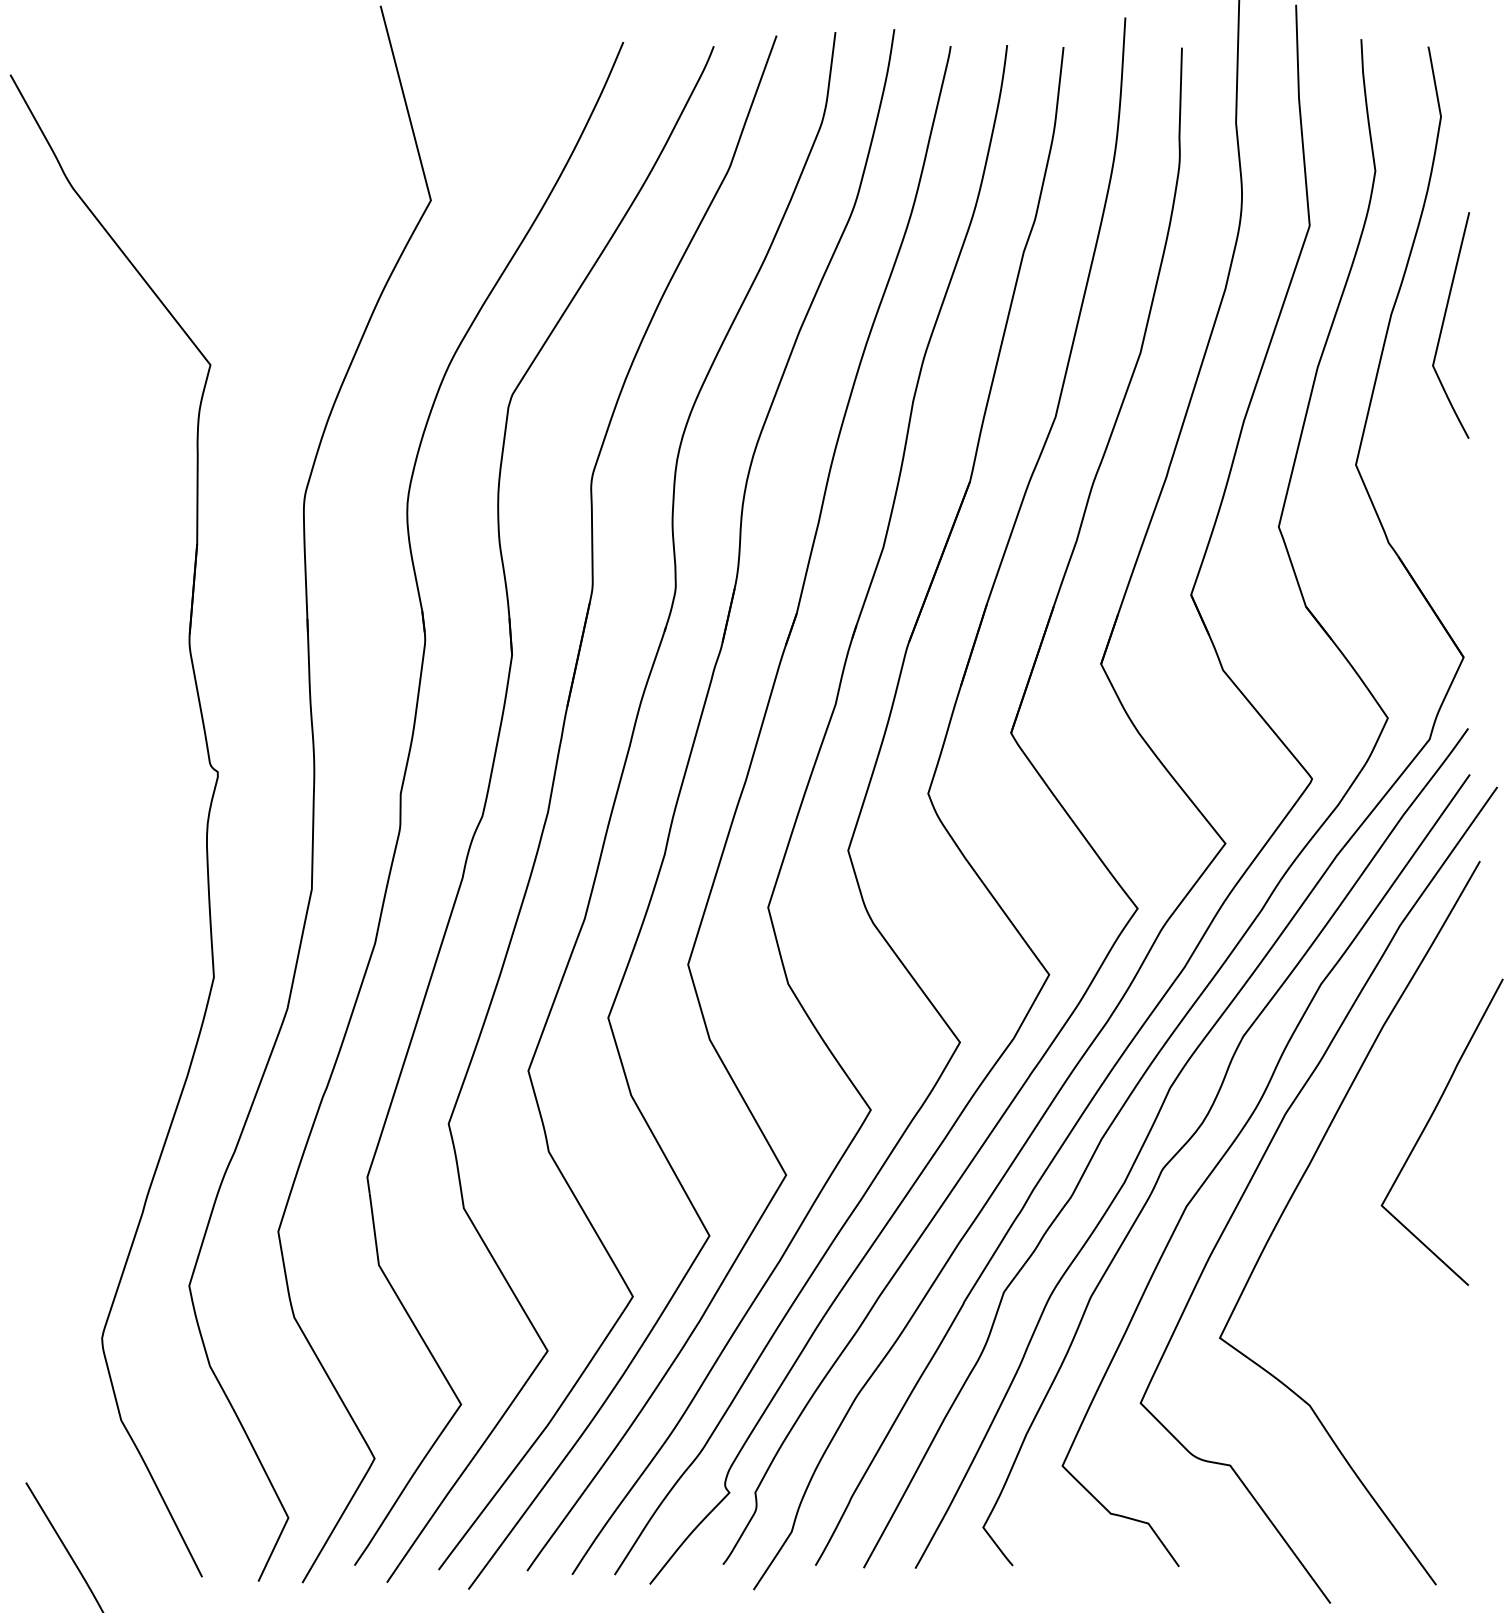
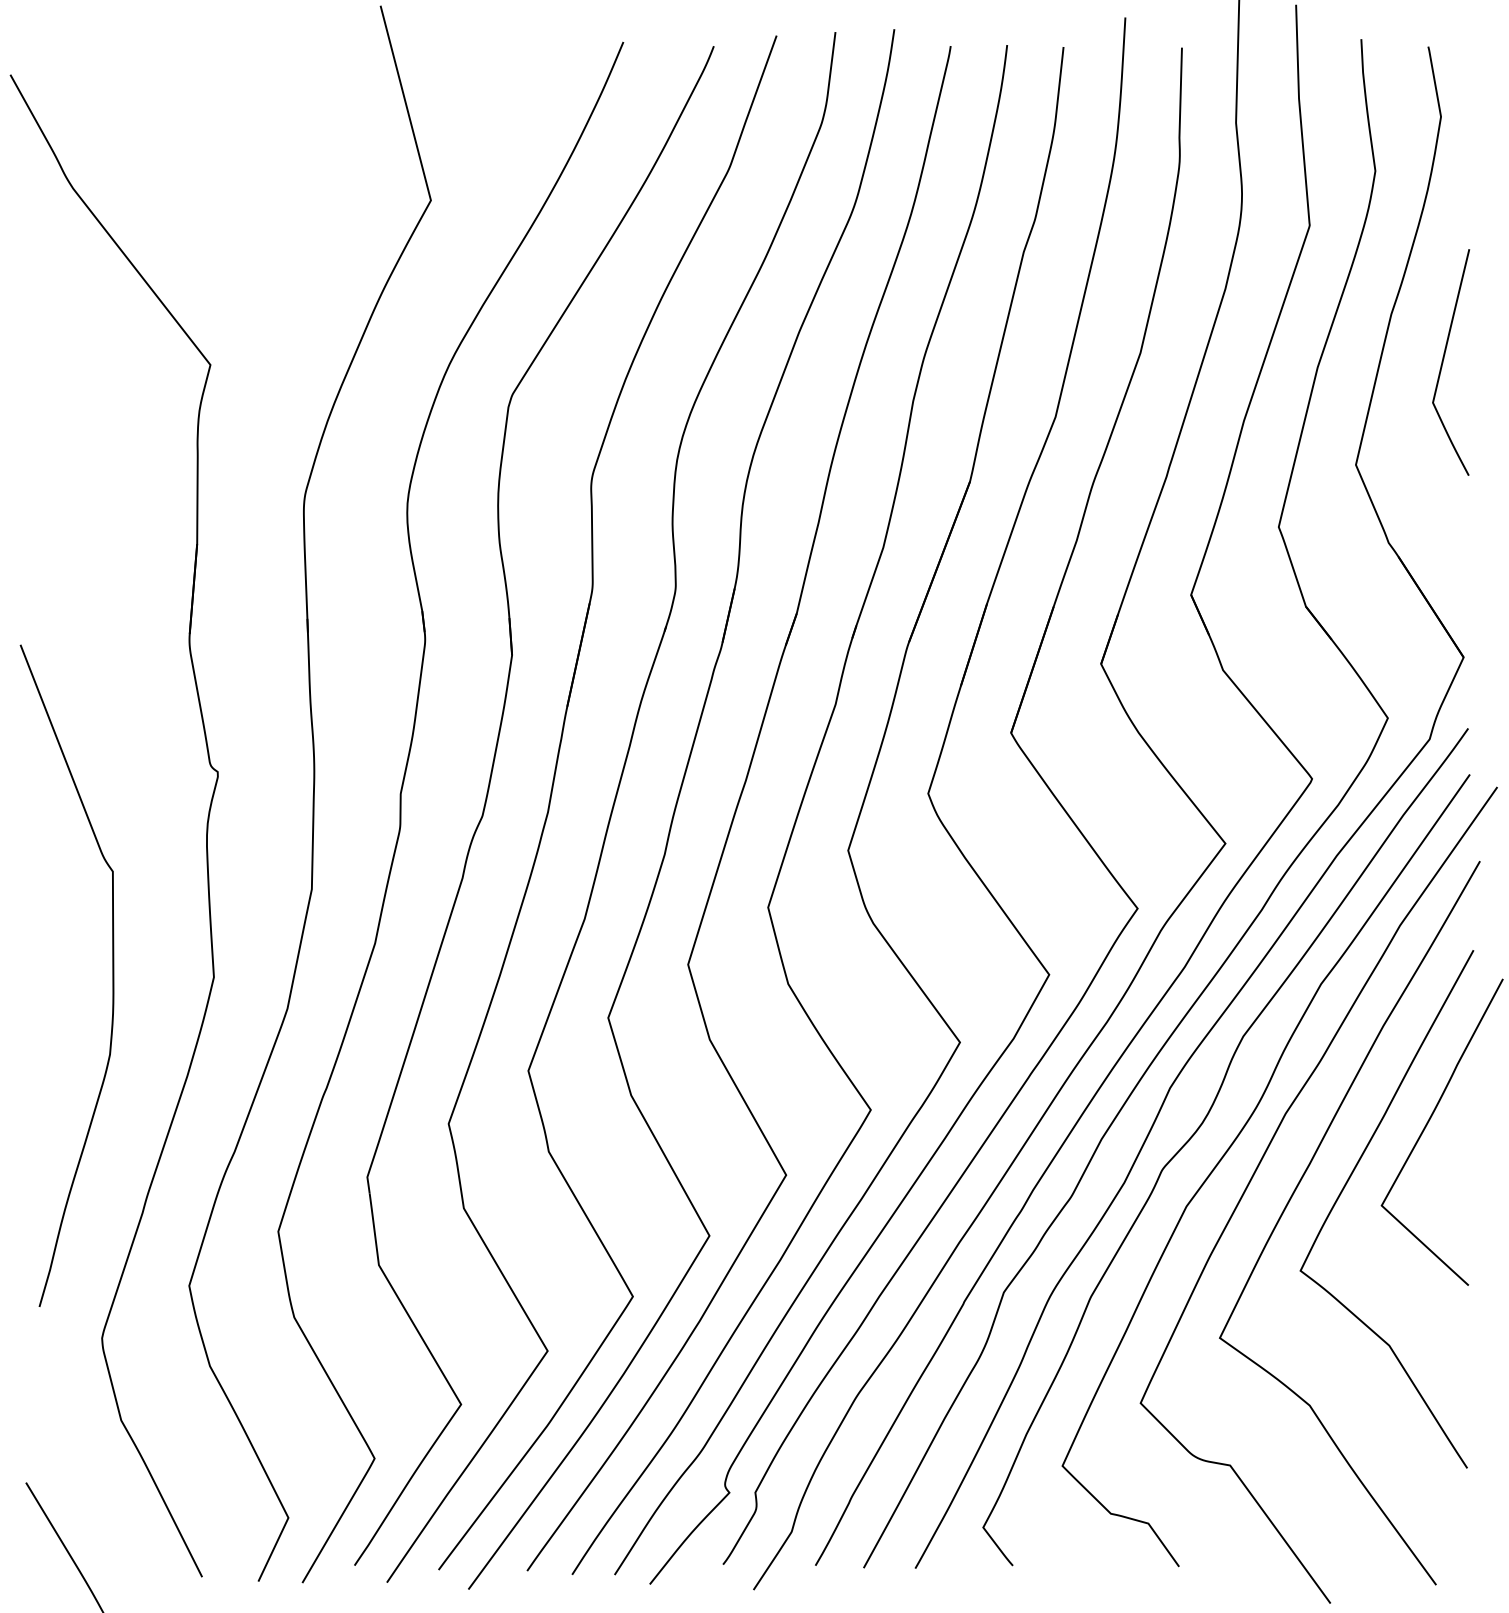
curve position: (1444, 322) -> (1444, 359) (1444, 359)
curve: none -> present (112, 975)
curve: none -> present (1345, 1187)
